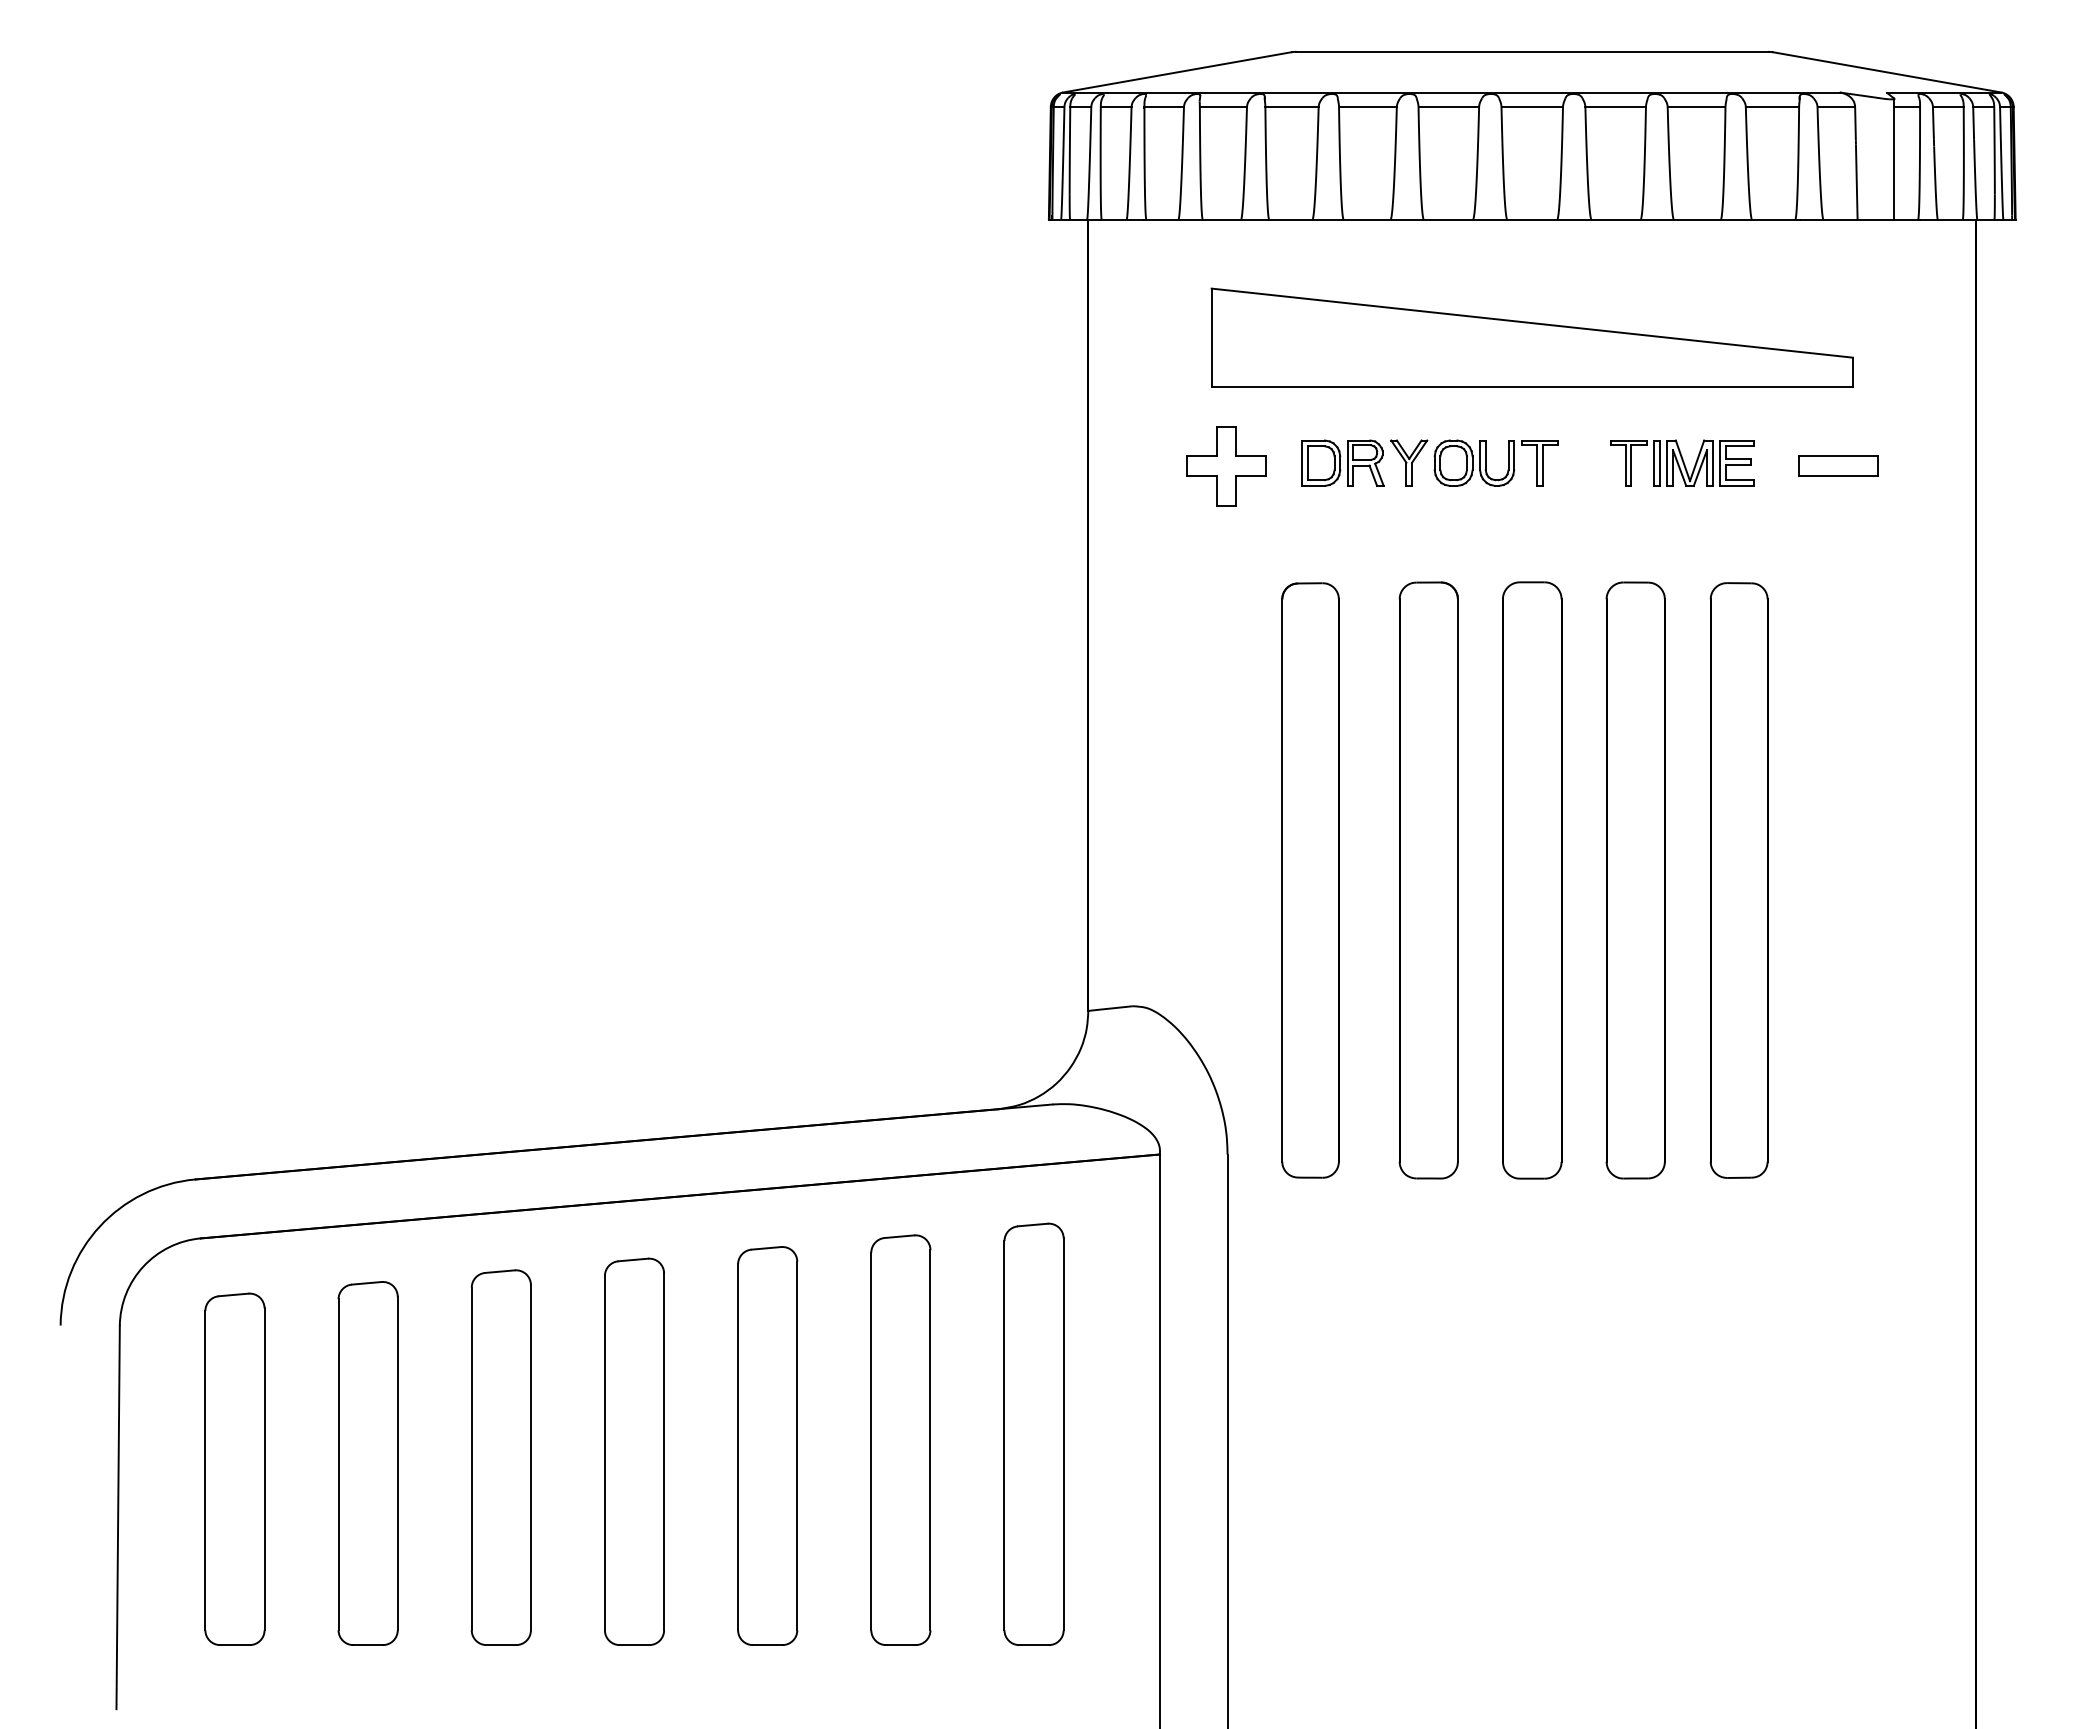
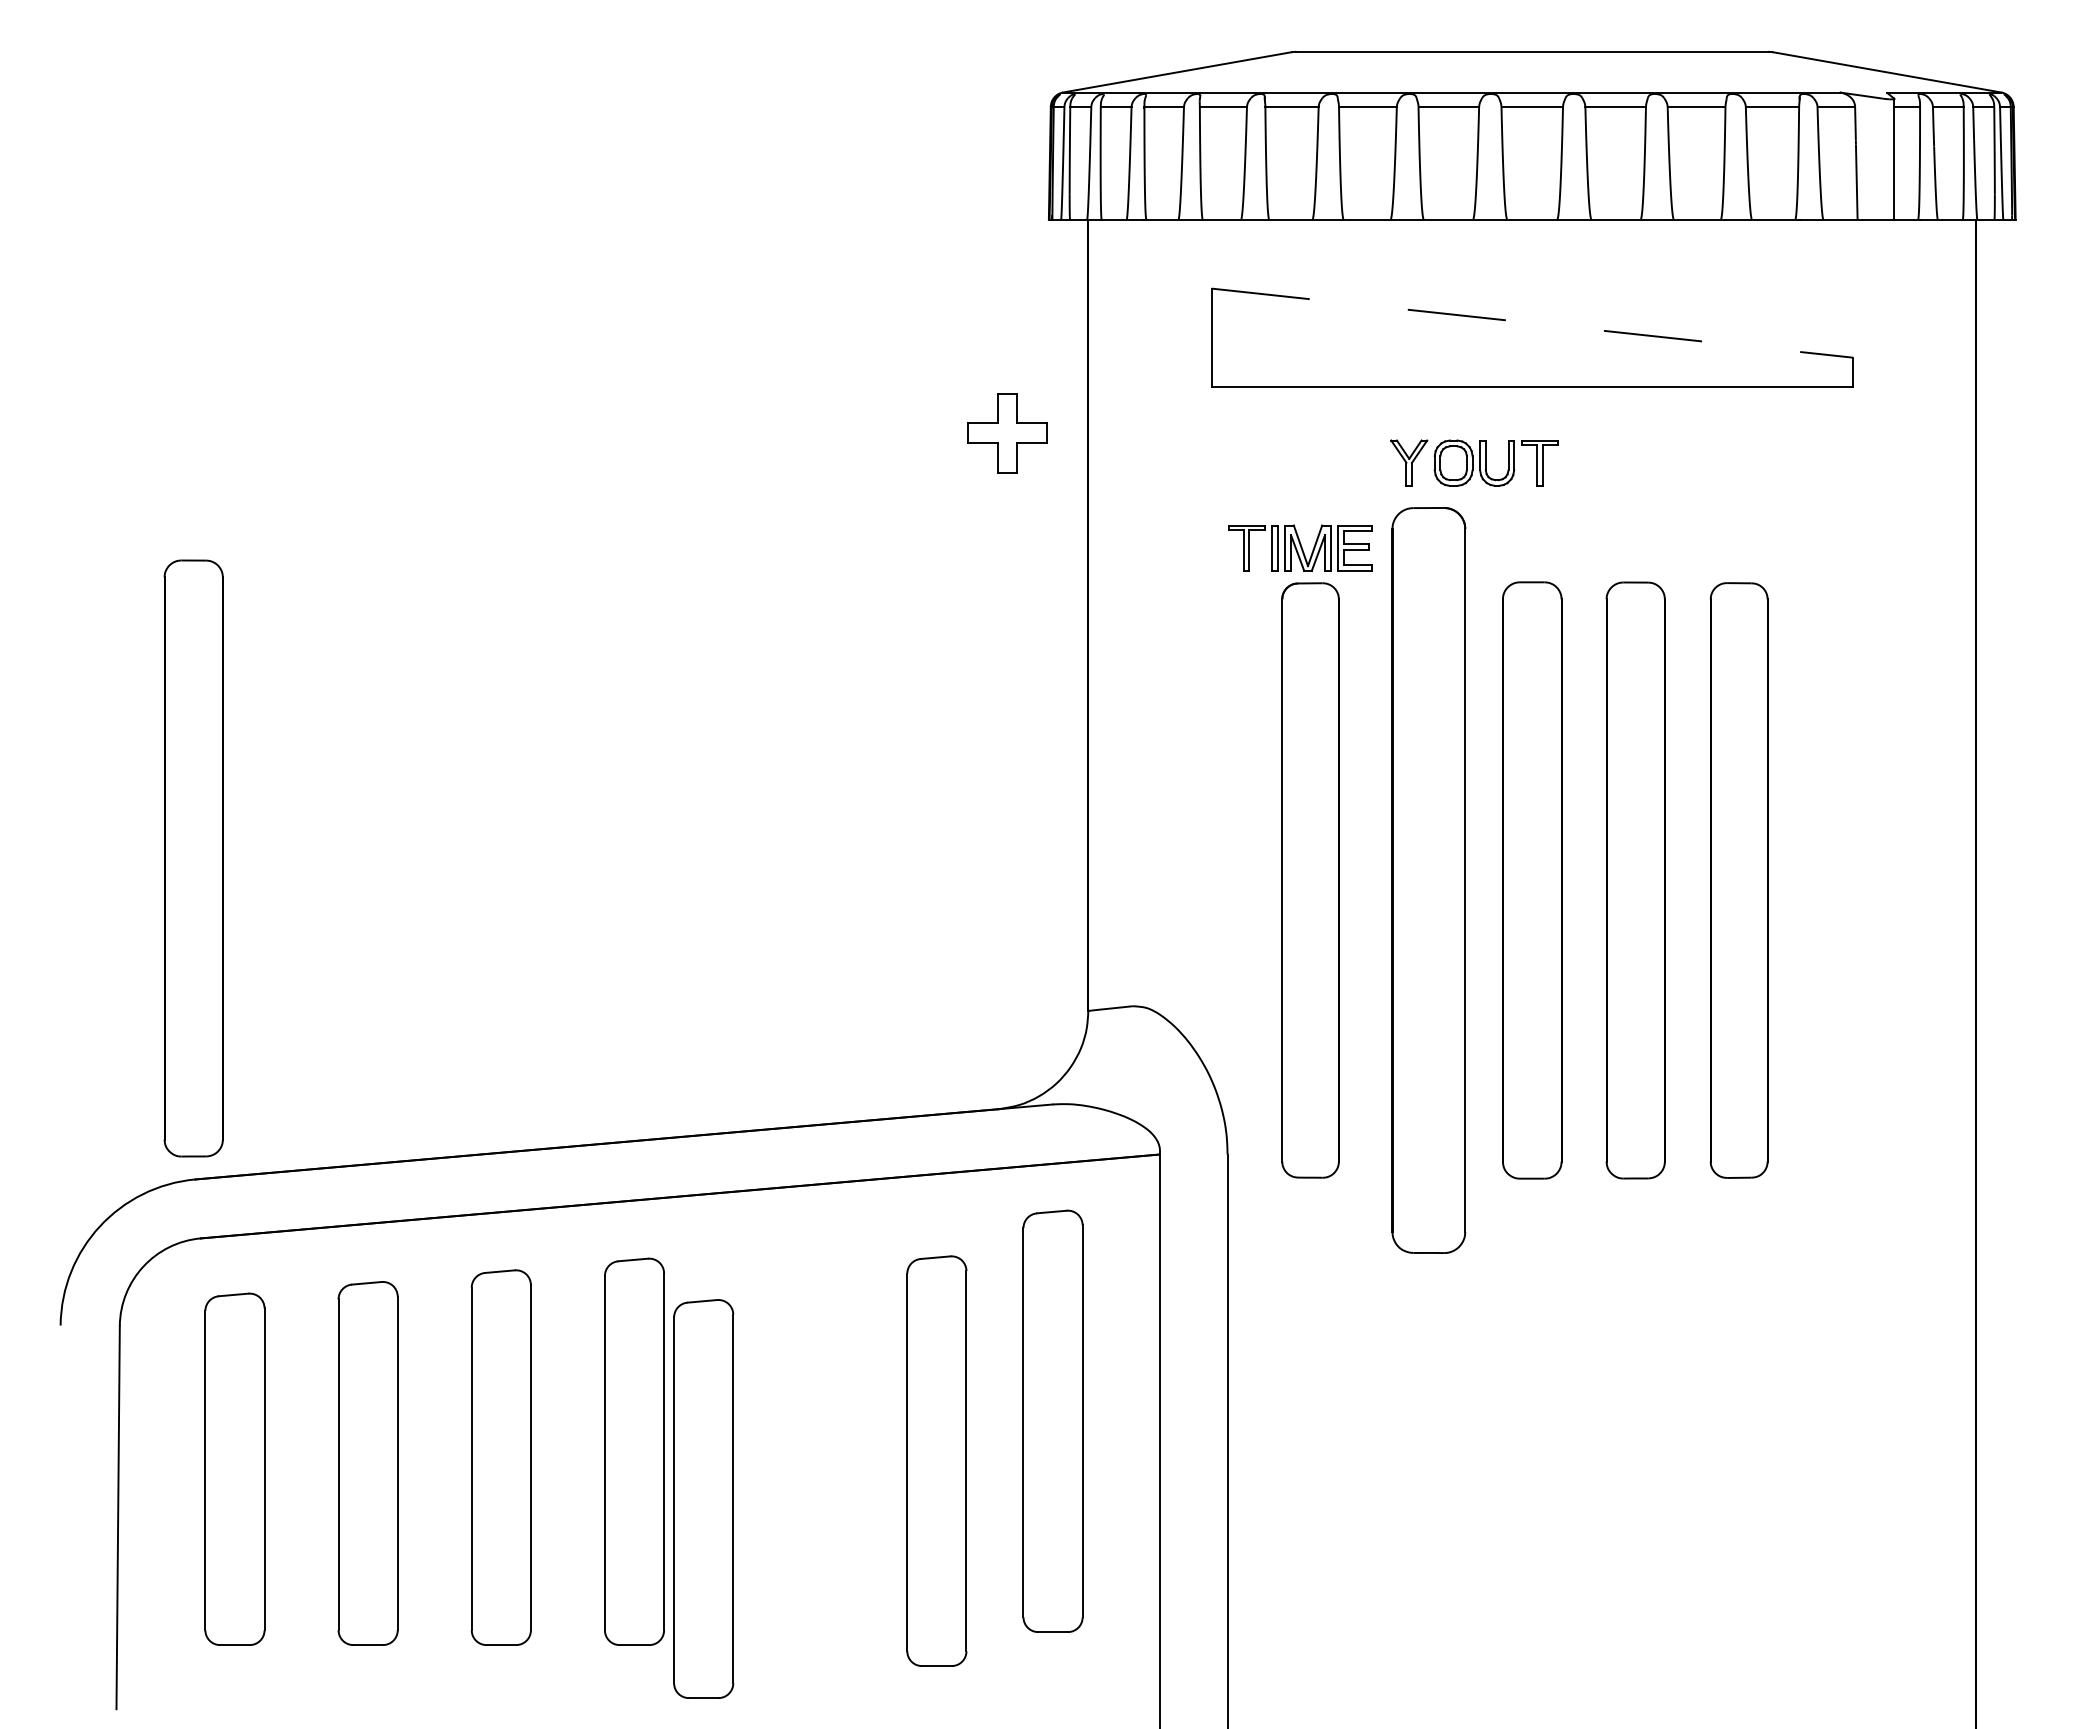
line: solid -> dashed (1532, 323)
part: present -> none (1342, 462)
part position: (1682, 462) -> (1300, 547) (1300, 547)
part: present -> none (1838, 465)
part position: (1226, 466) -> (1007, 433) (1007, 433)
part: none -> present (193, 858)
part size: 61x599 px -> 76x747 px (1428, 880)
part position: (1033, 1433) -> (1052, 1420) (1052, 1420)
part position: (900, 1439) -> (936, 1460) (936, 1460)
part position: (767, 1445) -> (703, 1498) (703, 1498)
